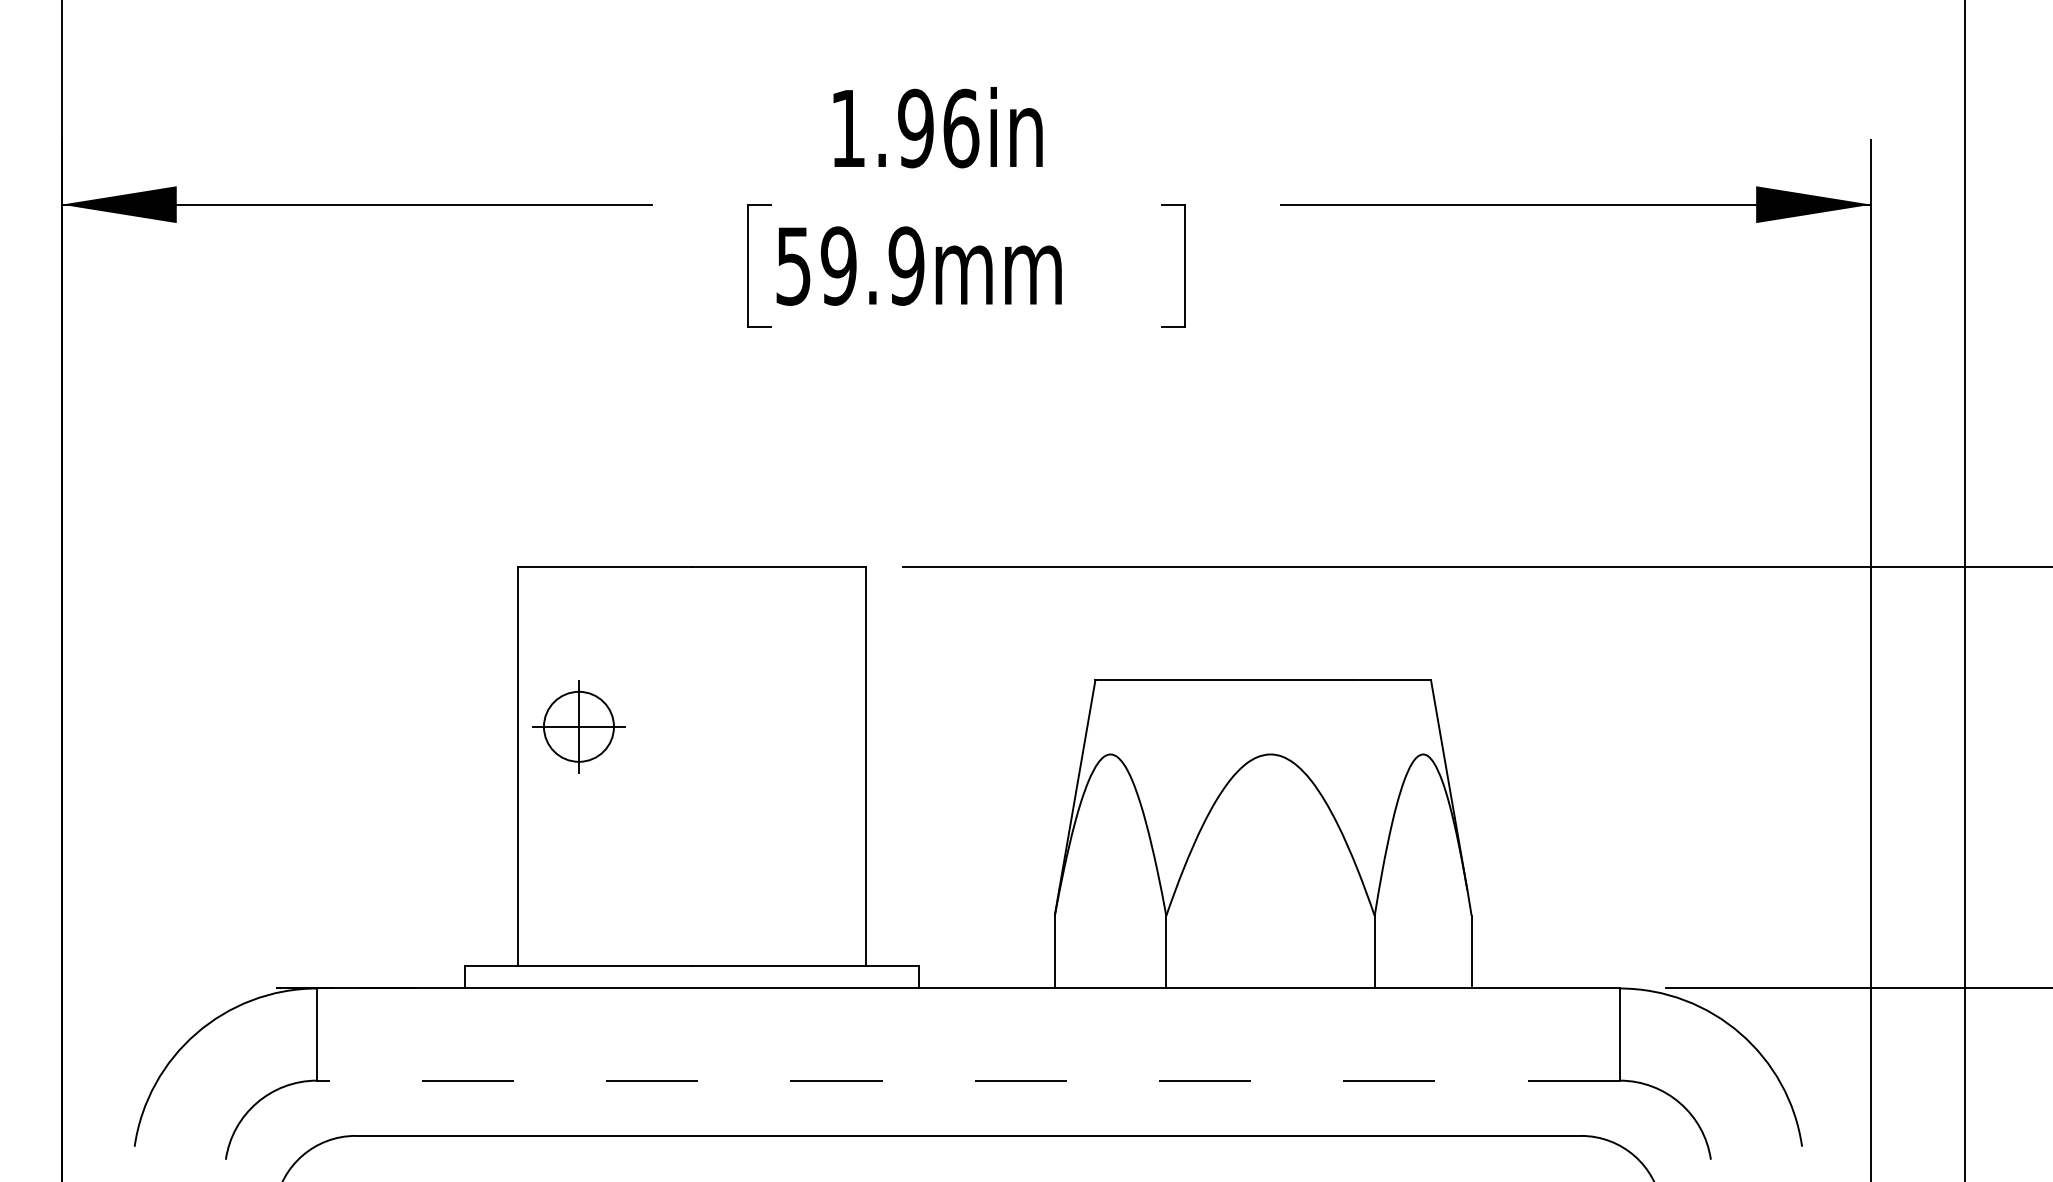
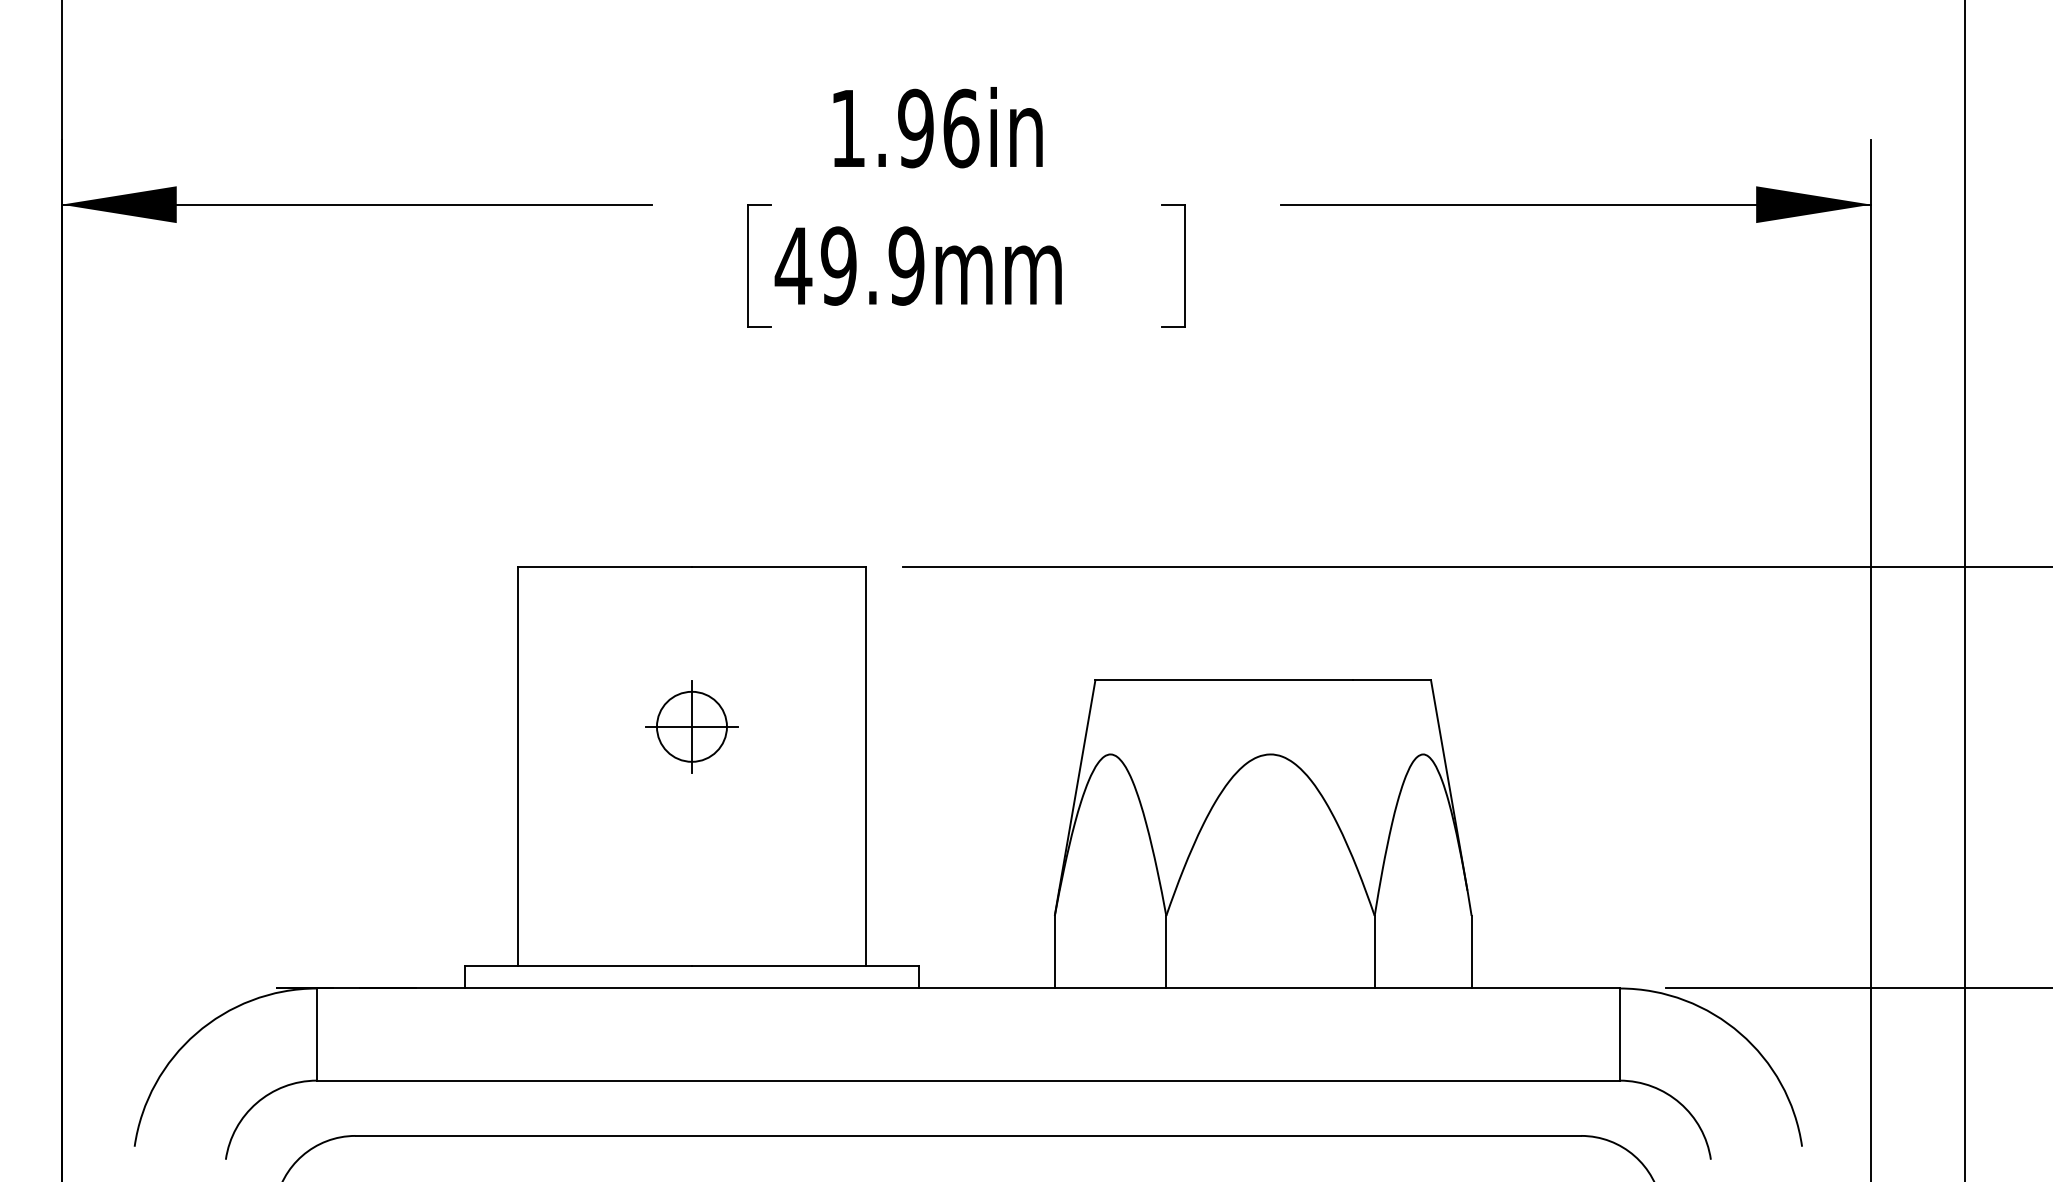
text: 59.9mm -> 49.9mm (793, 266)
part position: (578, 726) -> (691, 726) (691, 726)
line: dashed -> solid (967, 1080)
